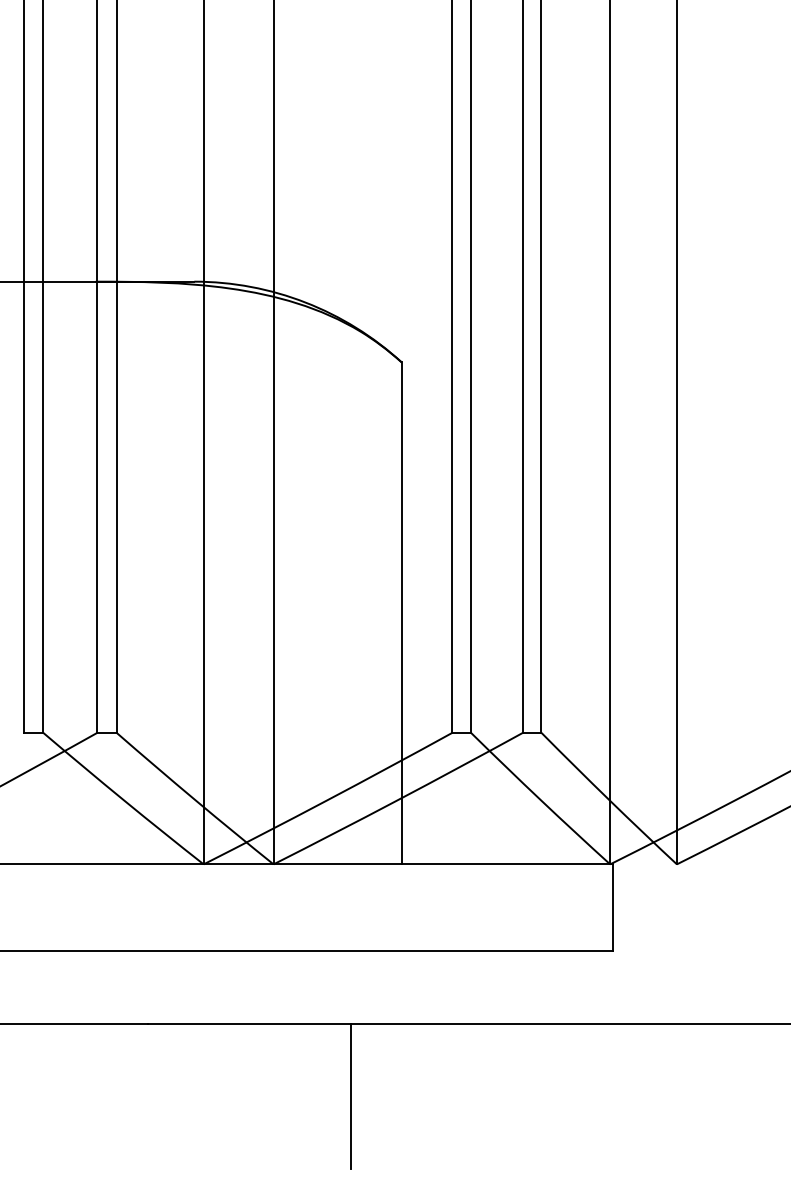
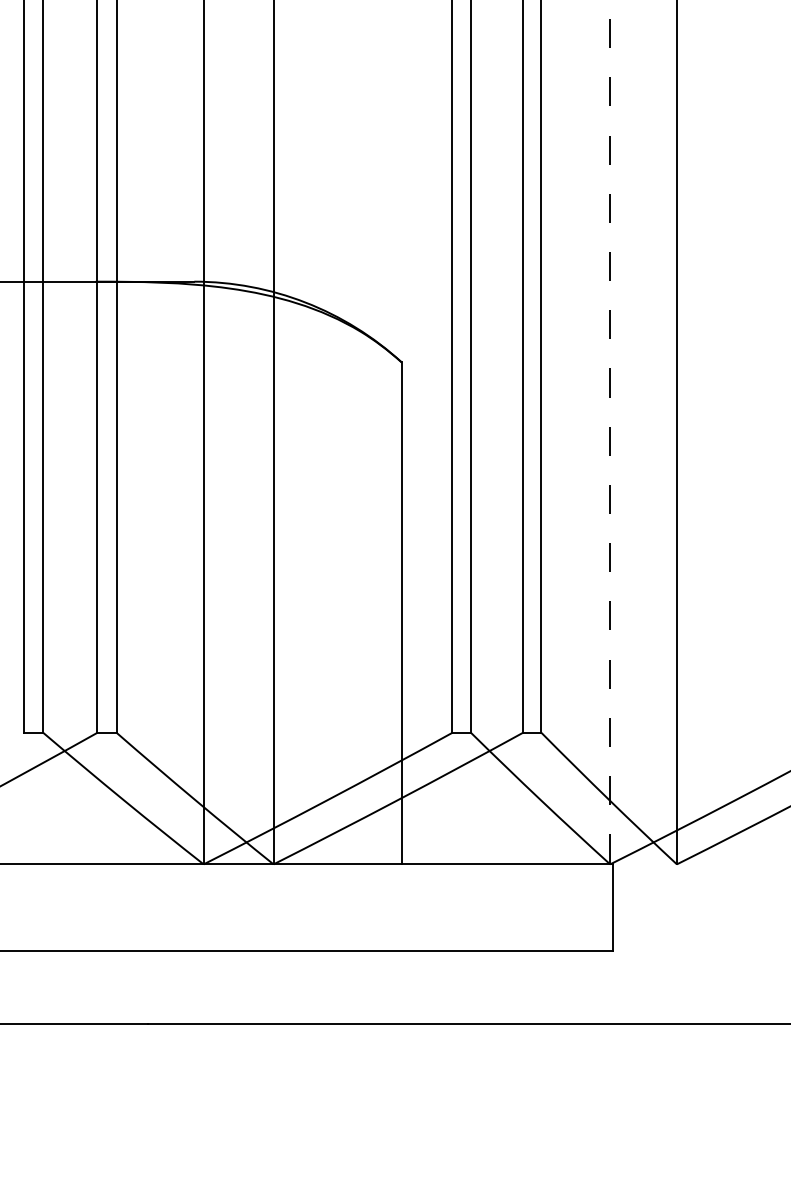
line: solid -> dashed (610, 432)
line: present -> none (351, 1096)
